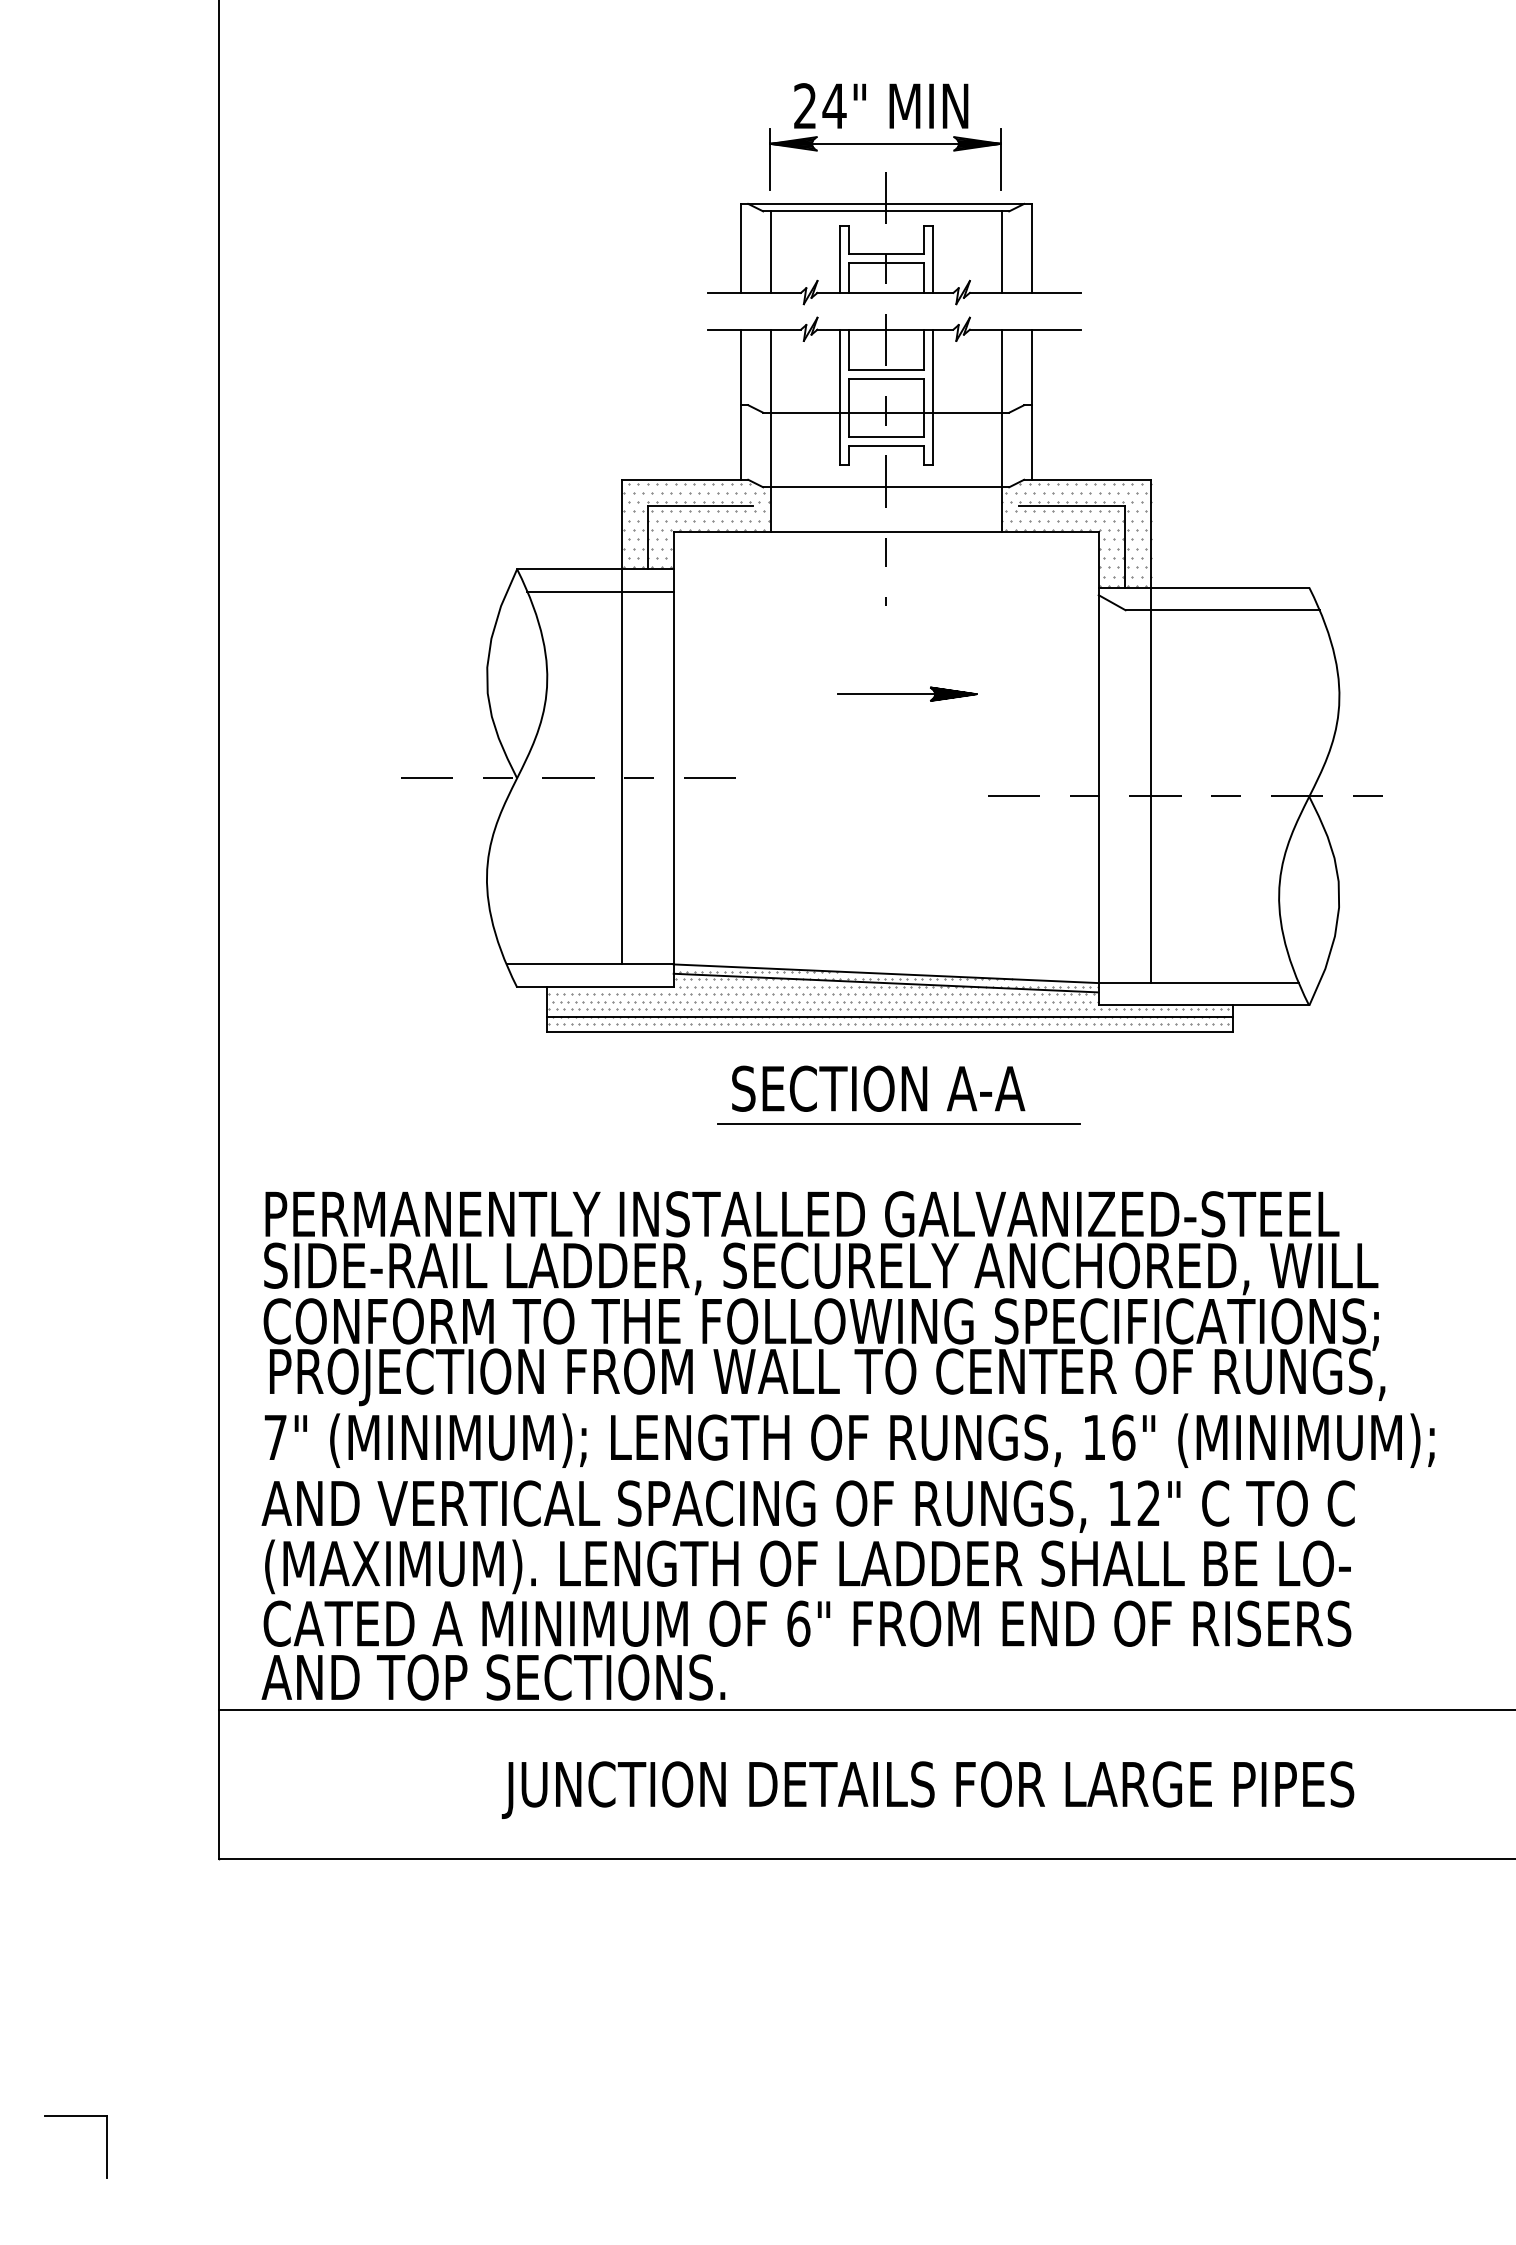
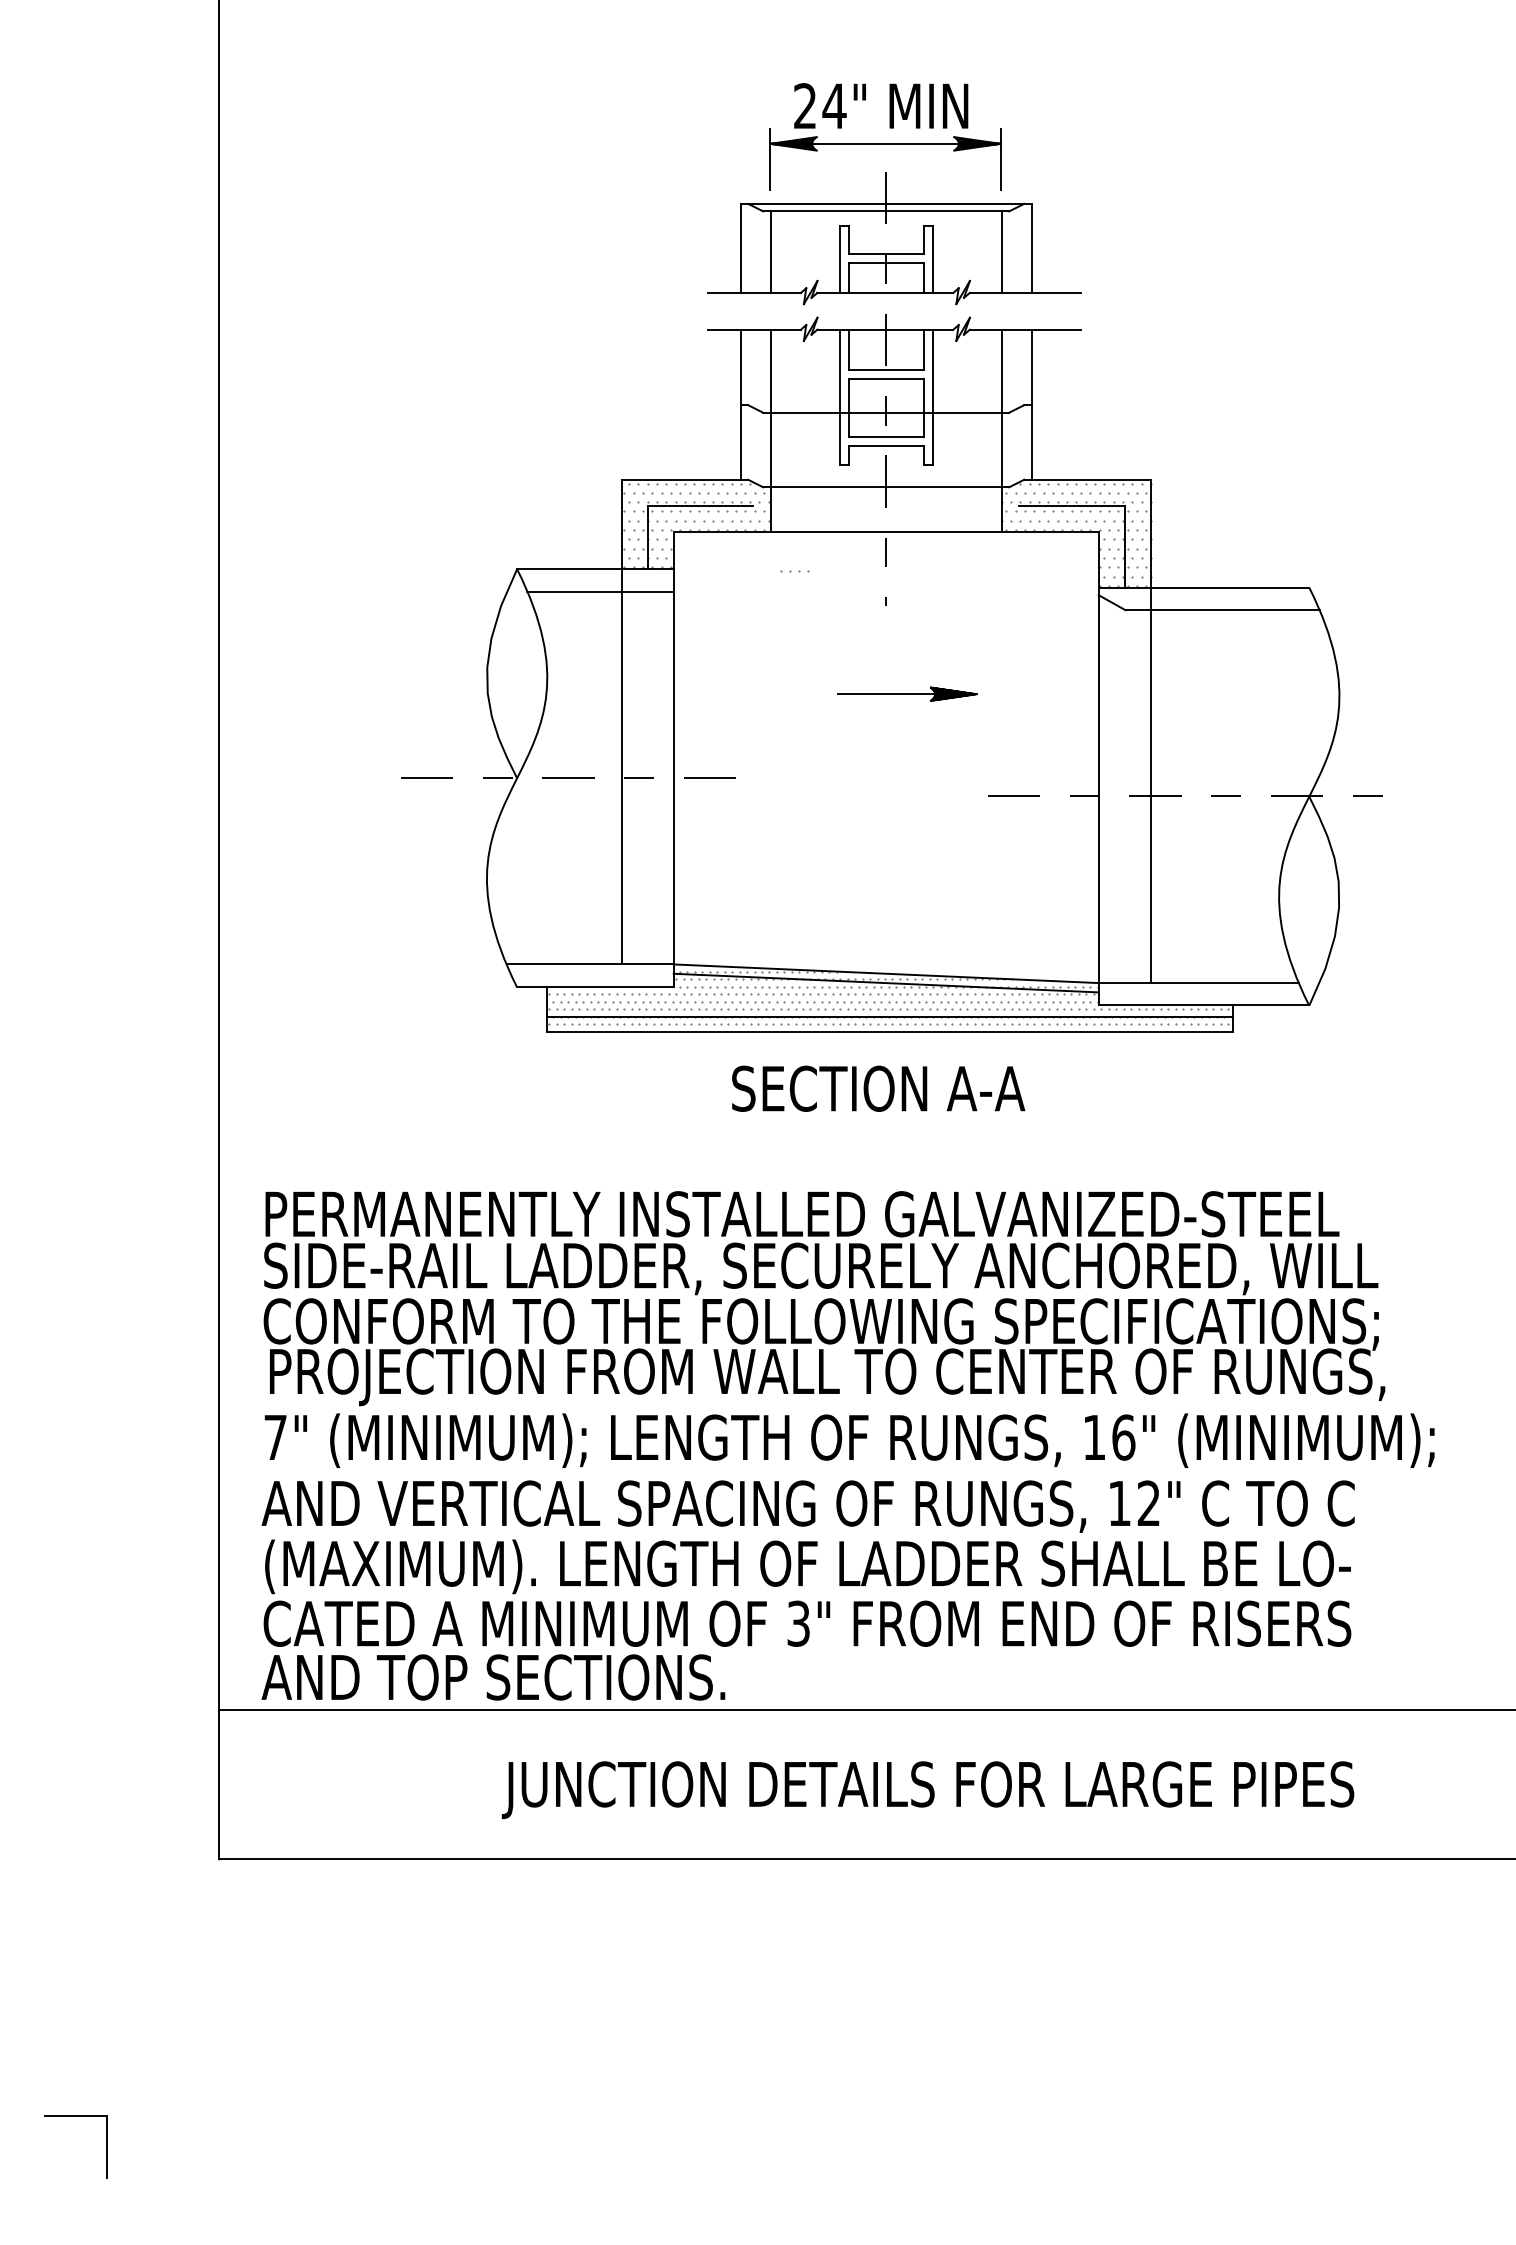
part: none -> present (794, 571)
line: present -> none (898, 1124)
text: 6" -> 3" (798, 1623)
